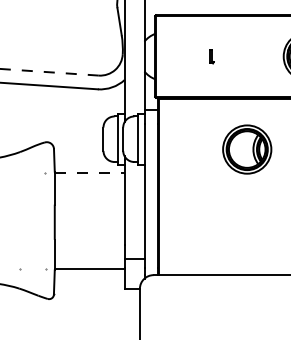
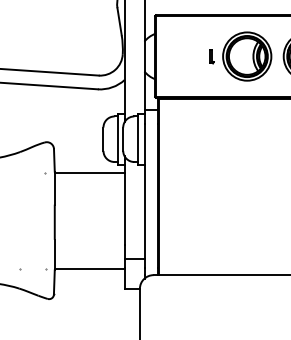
line: dashed -> solid (49, 72)
part position: (247, 149) -> (247, 56) (247, 56)
line: dashed -> solid (89, 172)
